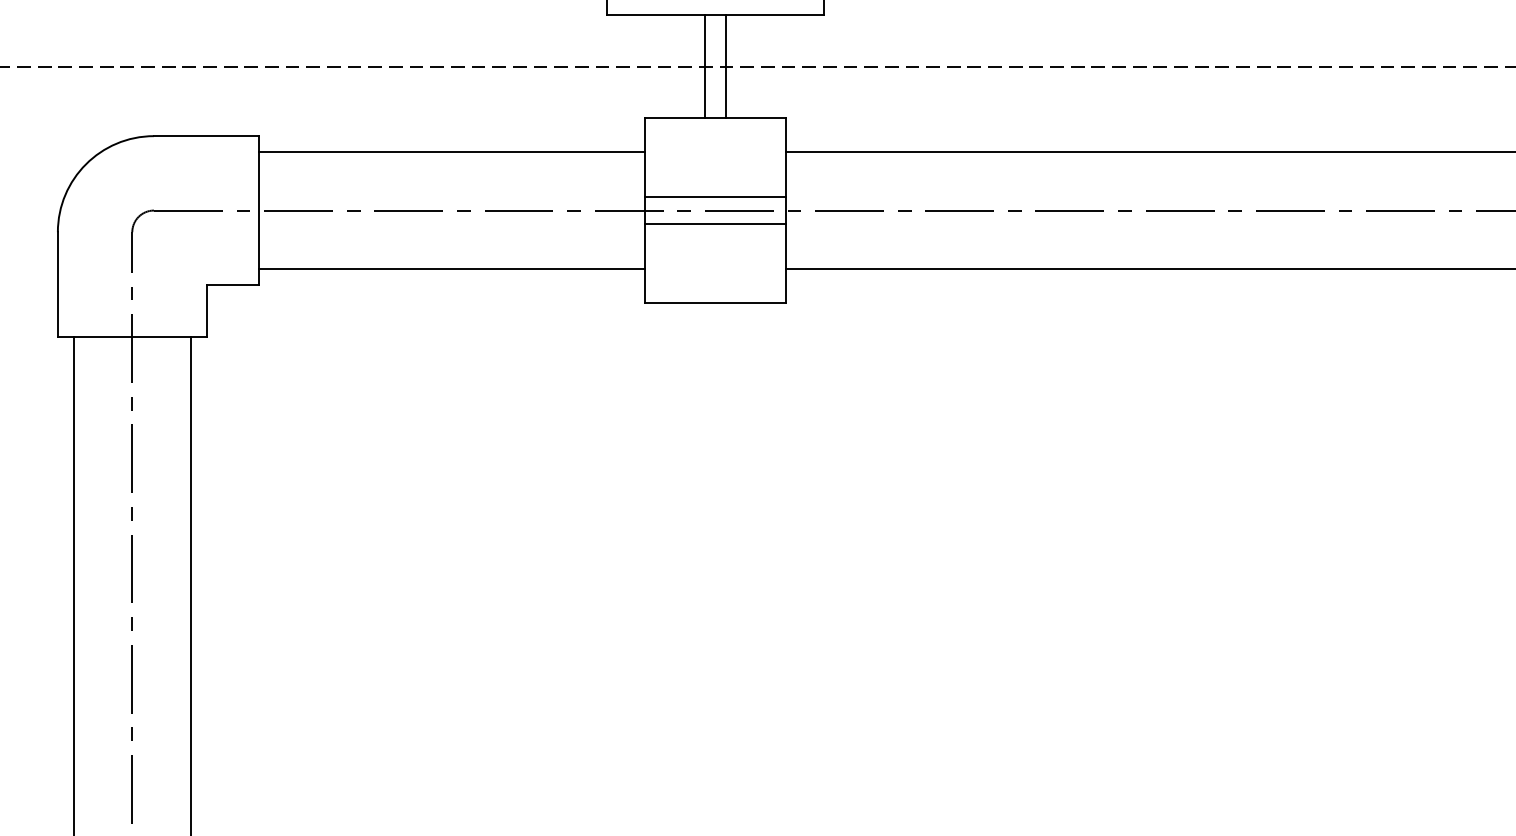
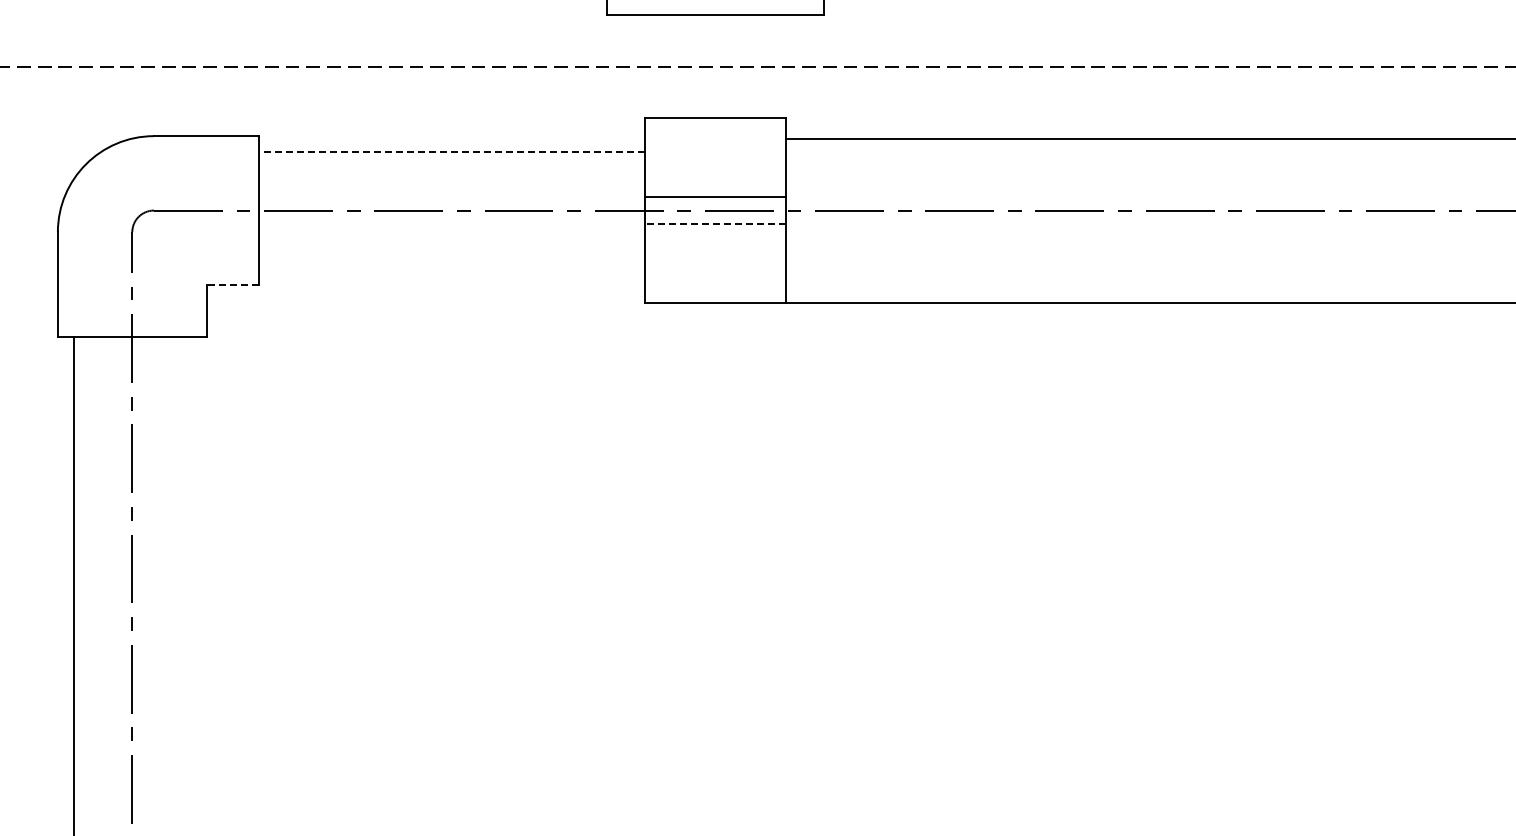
line: present -> none (704, 66)
line: present -> none (726, 66)
line: solid -> dashed (451, 152)
line position: (1149, 152) -> (1149, 139) (1149, 139)
line: solid -> dashed (715, 224)
line: present -> none (451, 268)
line position: (1149, 268) -> (1149, 302) (1149, 302)
line: solid -> dashed (232, 284)
line: present -> none (190, 584)
